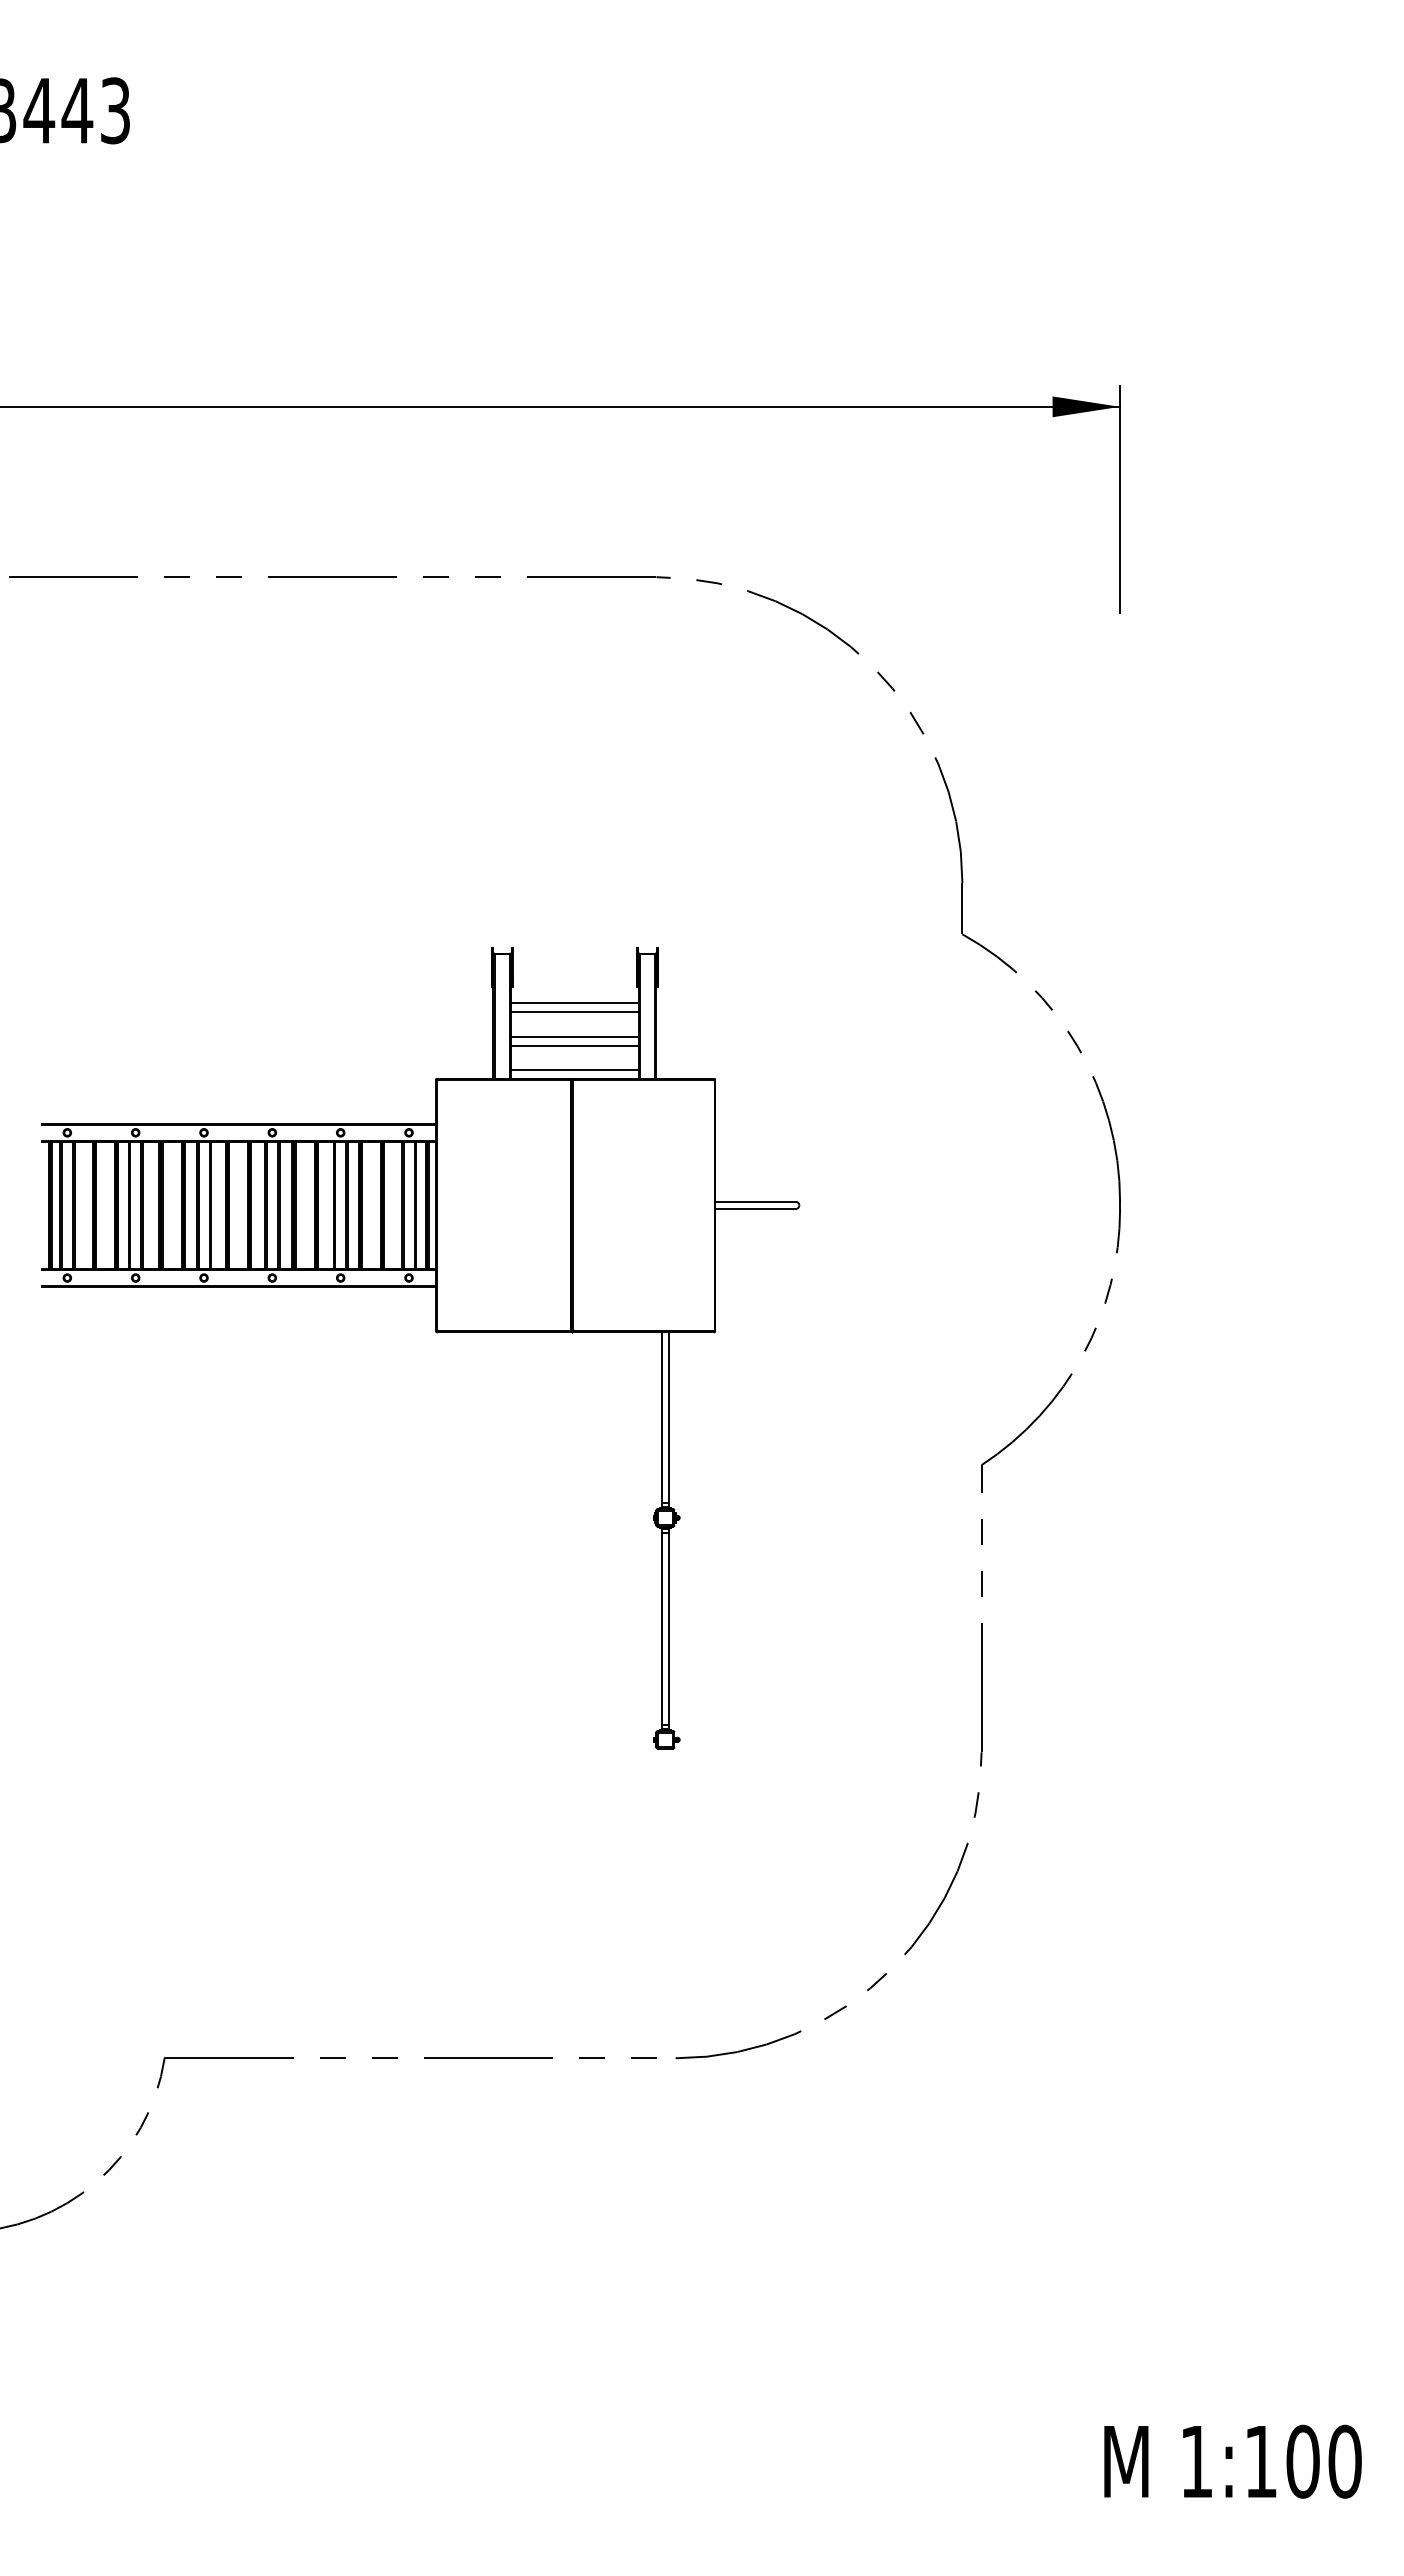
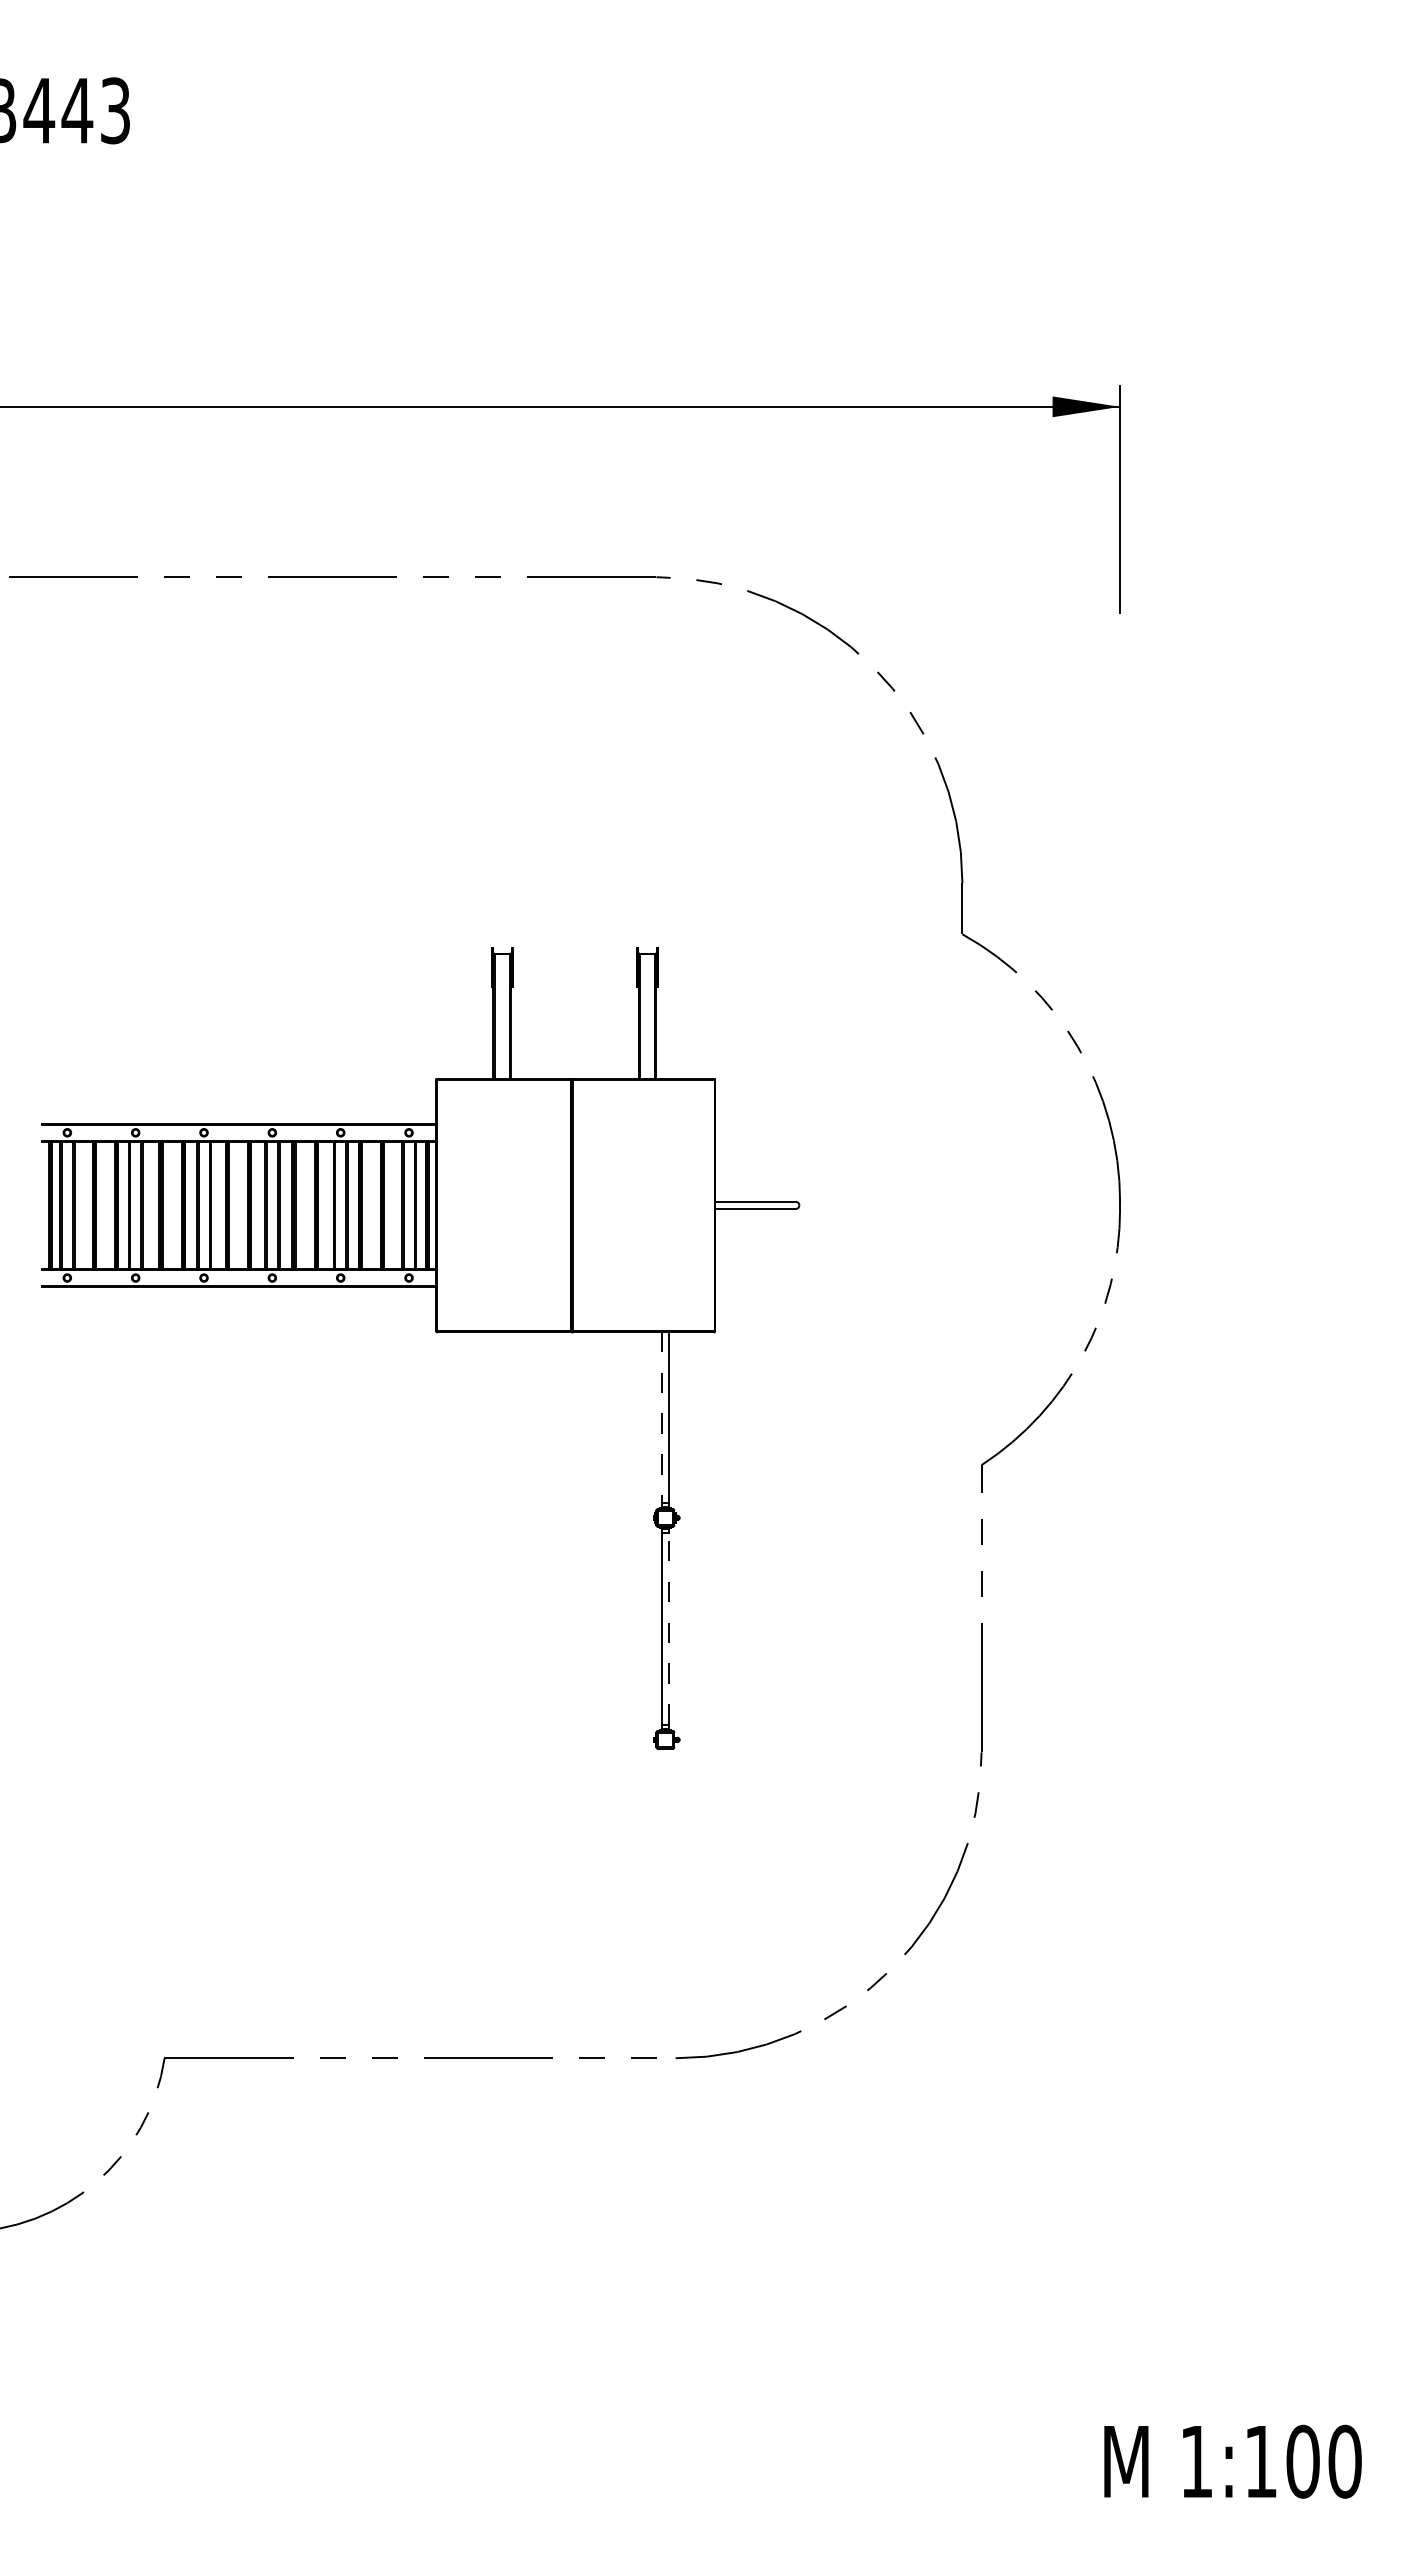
line: present -> none (574, 1003)
line: present -> none (574, 1012)
line: present -> none (574, 1036)
line: present -> none (574, 1045)
line: present -> none (574, 1070)
line: solid -> dashed (662, 1417)
line: solid -> dashed (668, 1628)
